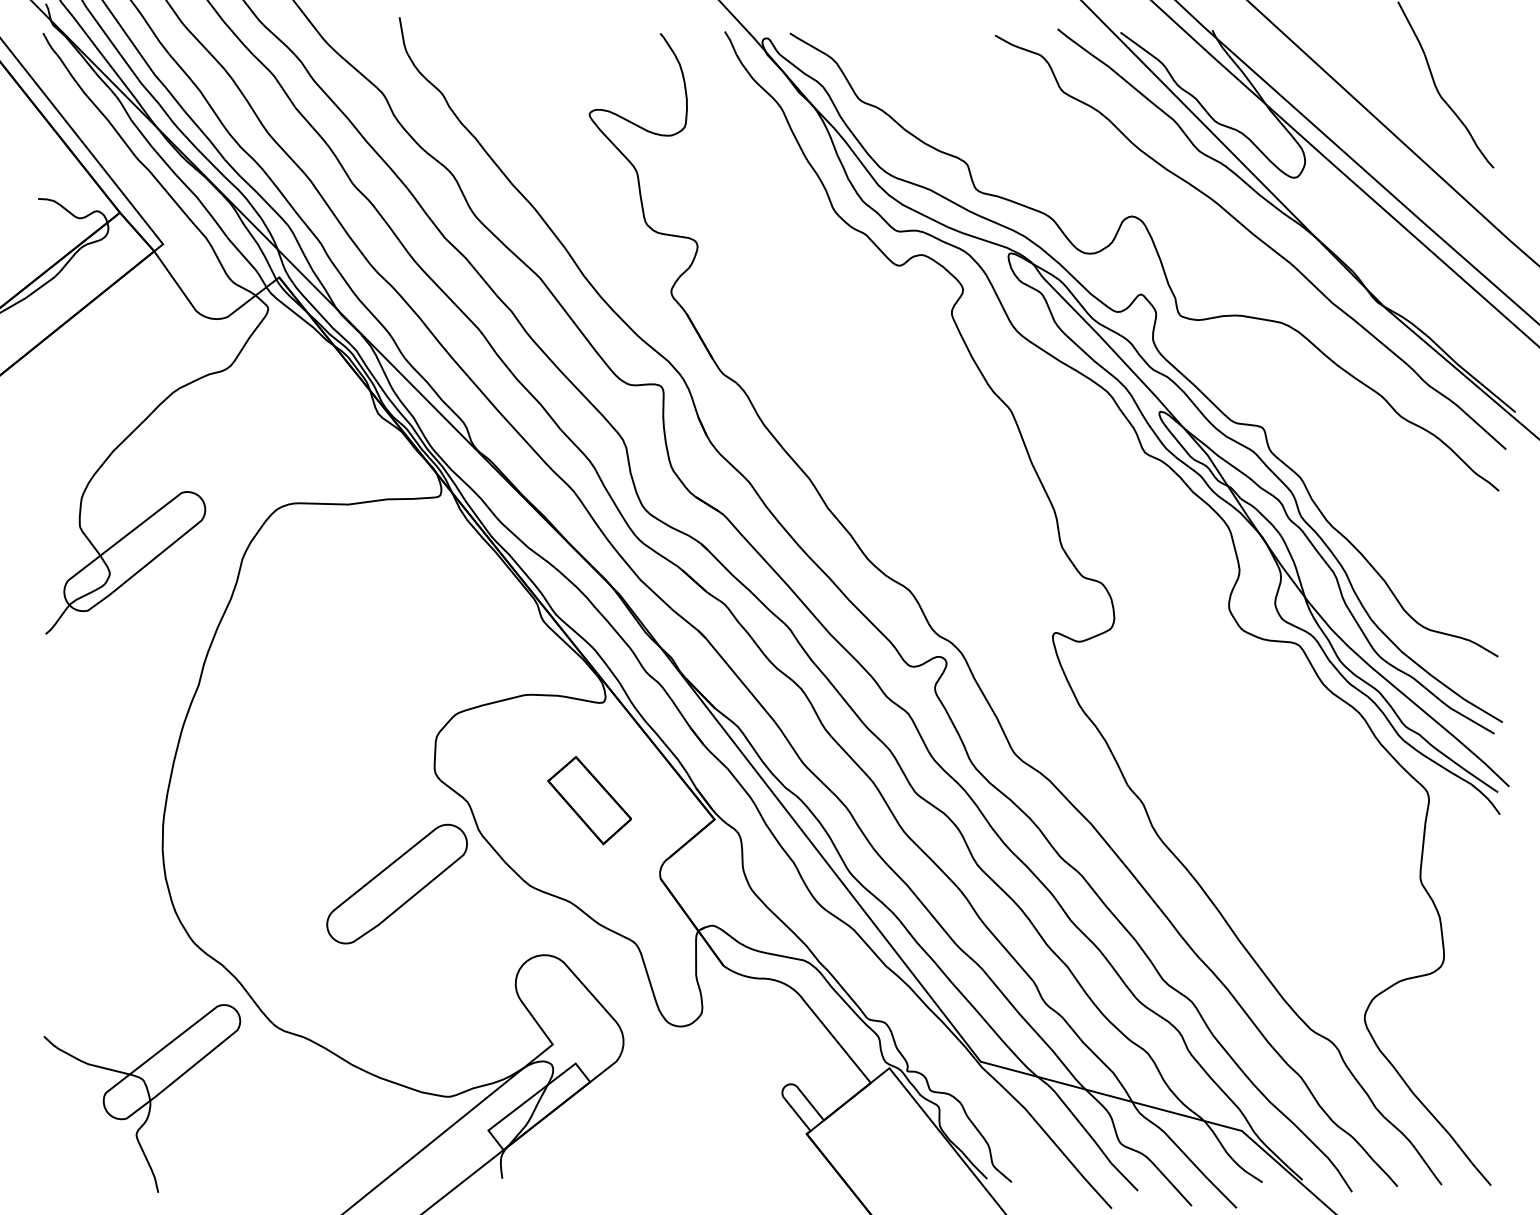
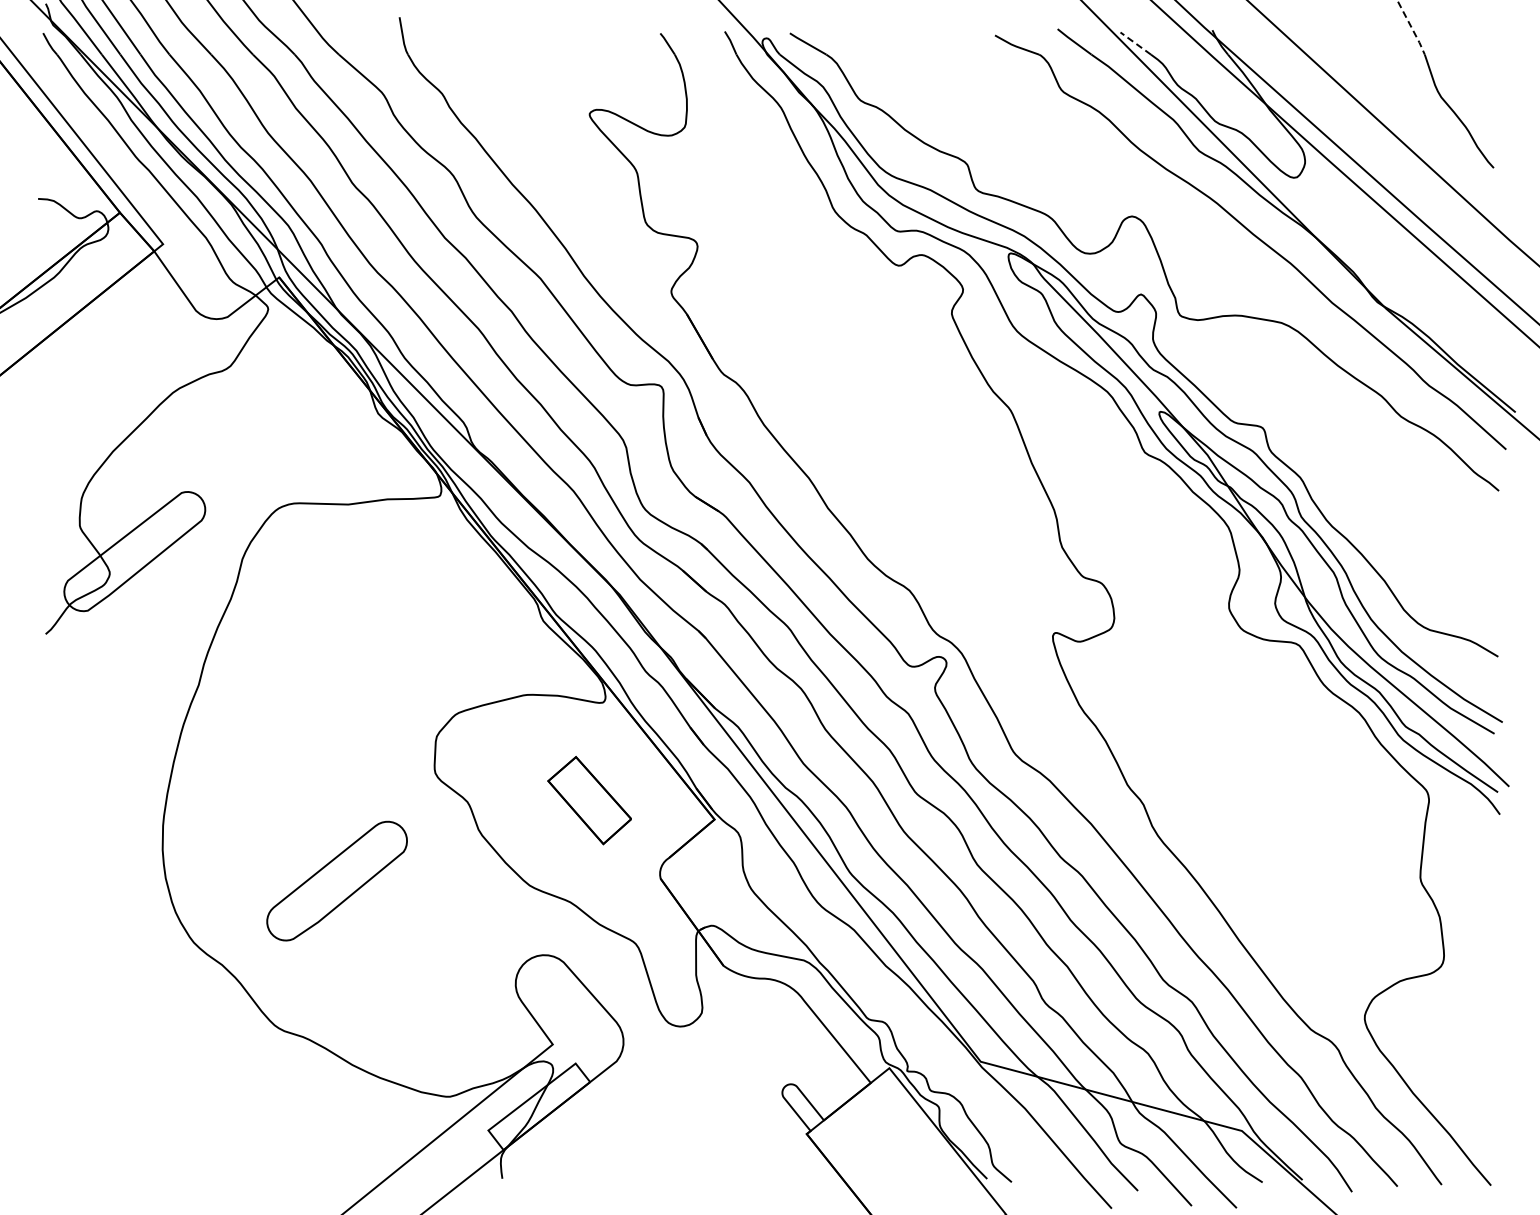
line: solid -> dashed (1412, 28)
line: solid -> dashed (1135, 43)
part position: (396, 883) -> (336, 880) (336, 880)
part: present -> none (142, 1098)
